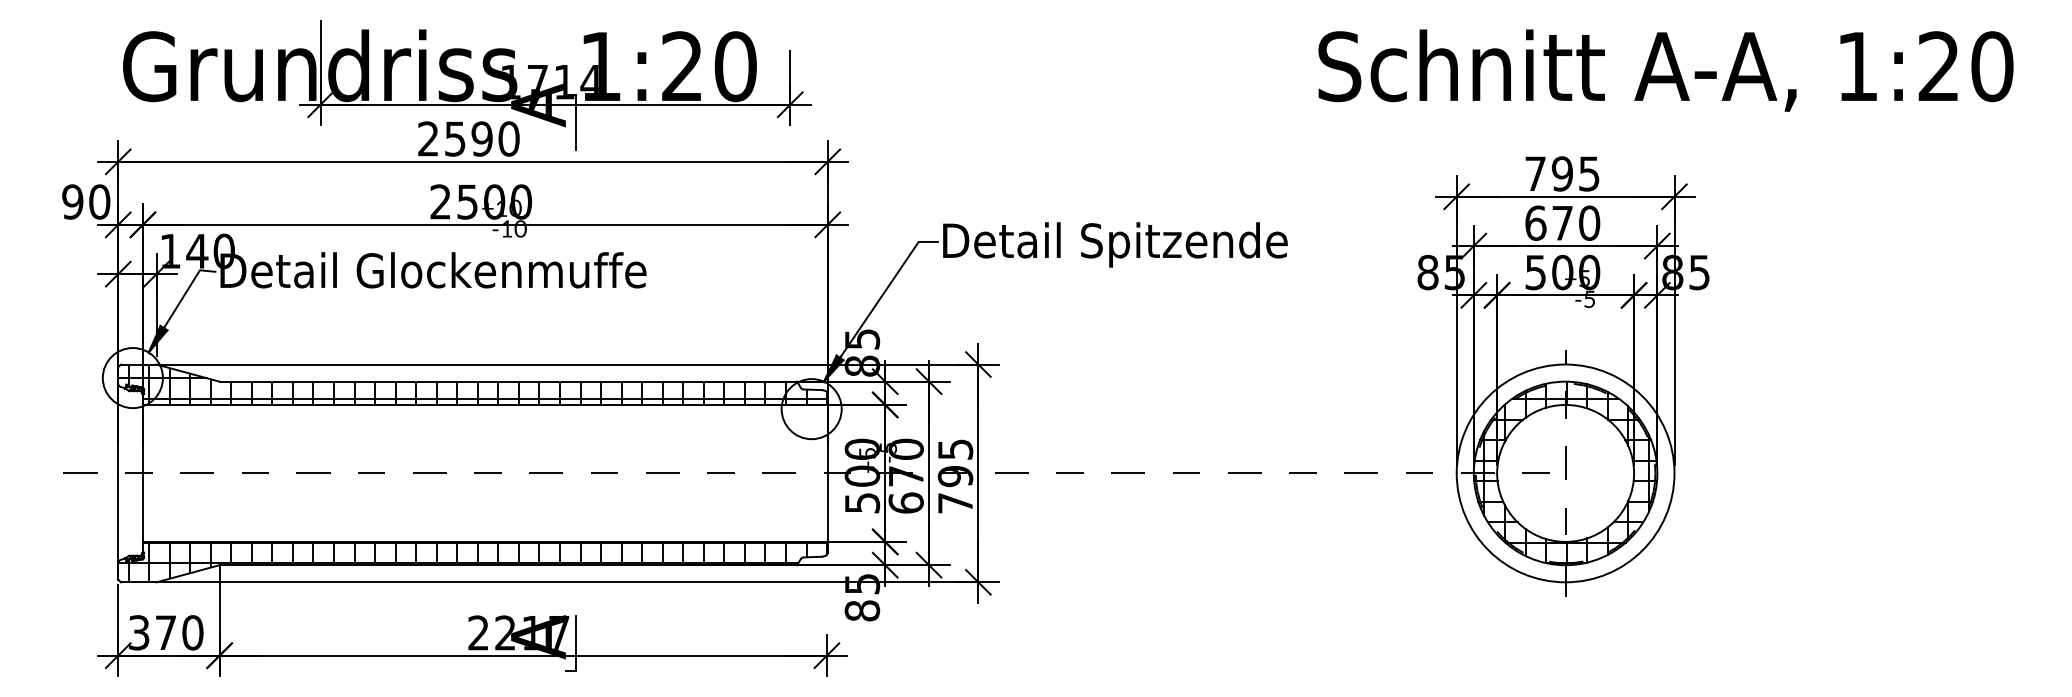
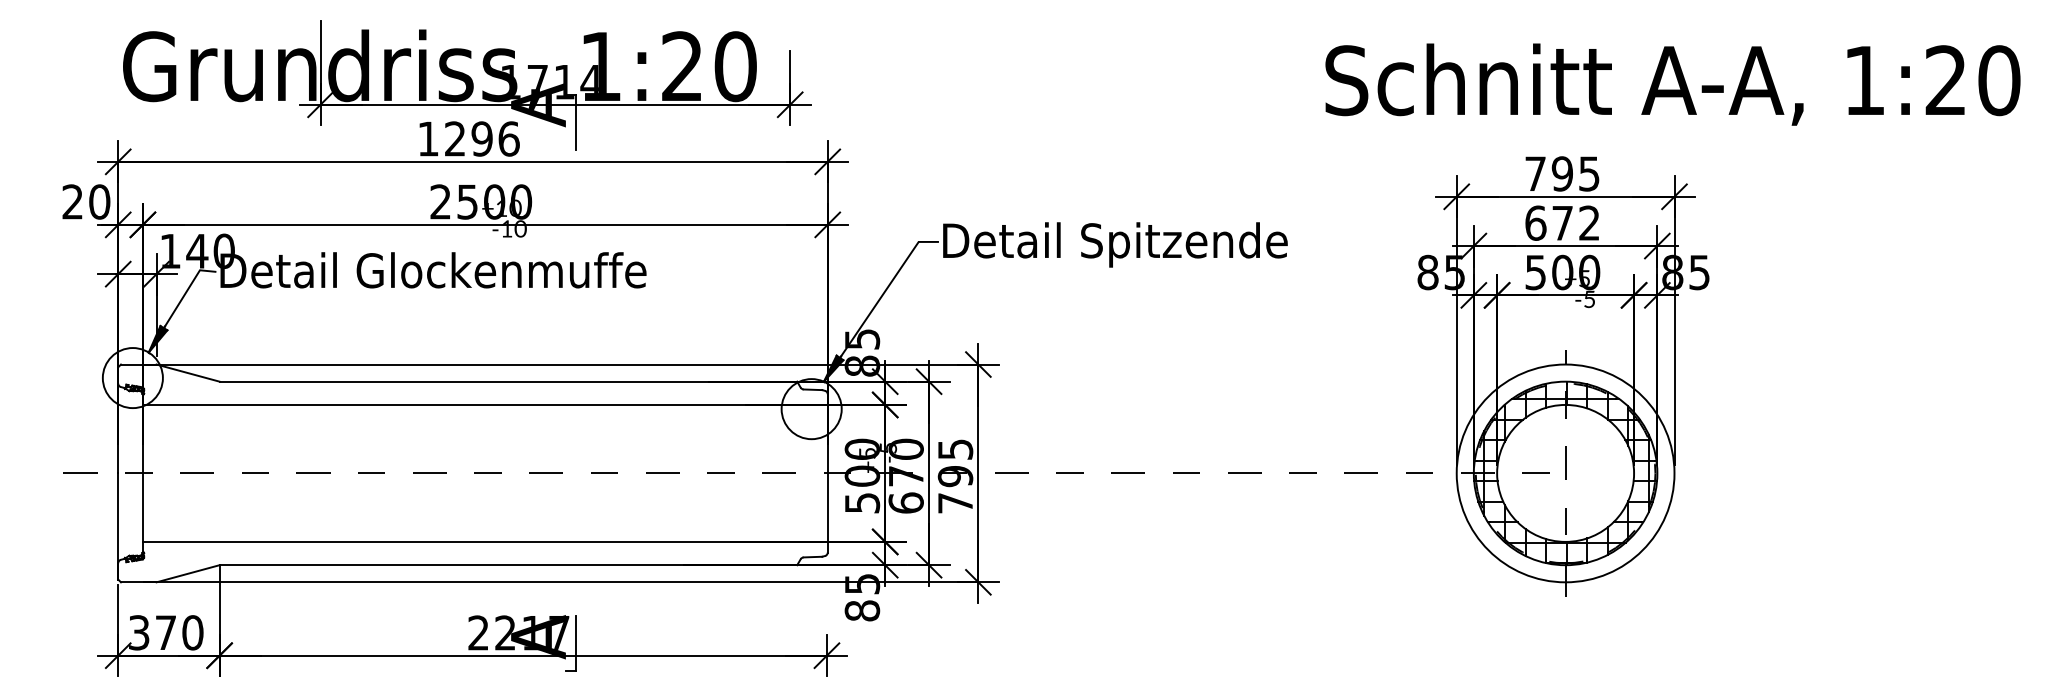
text position: (1665, 70) -> (1672, 84) (1672, 84)
text: 2590 -> 1296 (468, 138)
text: 90 -> 20 (72, 201)
text: 670 -> 672 (1589, 222)
hatch: present -> none (472, 384)
hatch: present -> none (472, 561)
